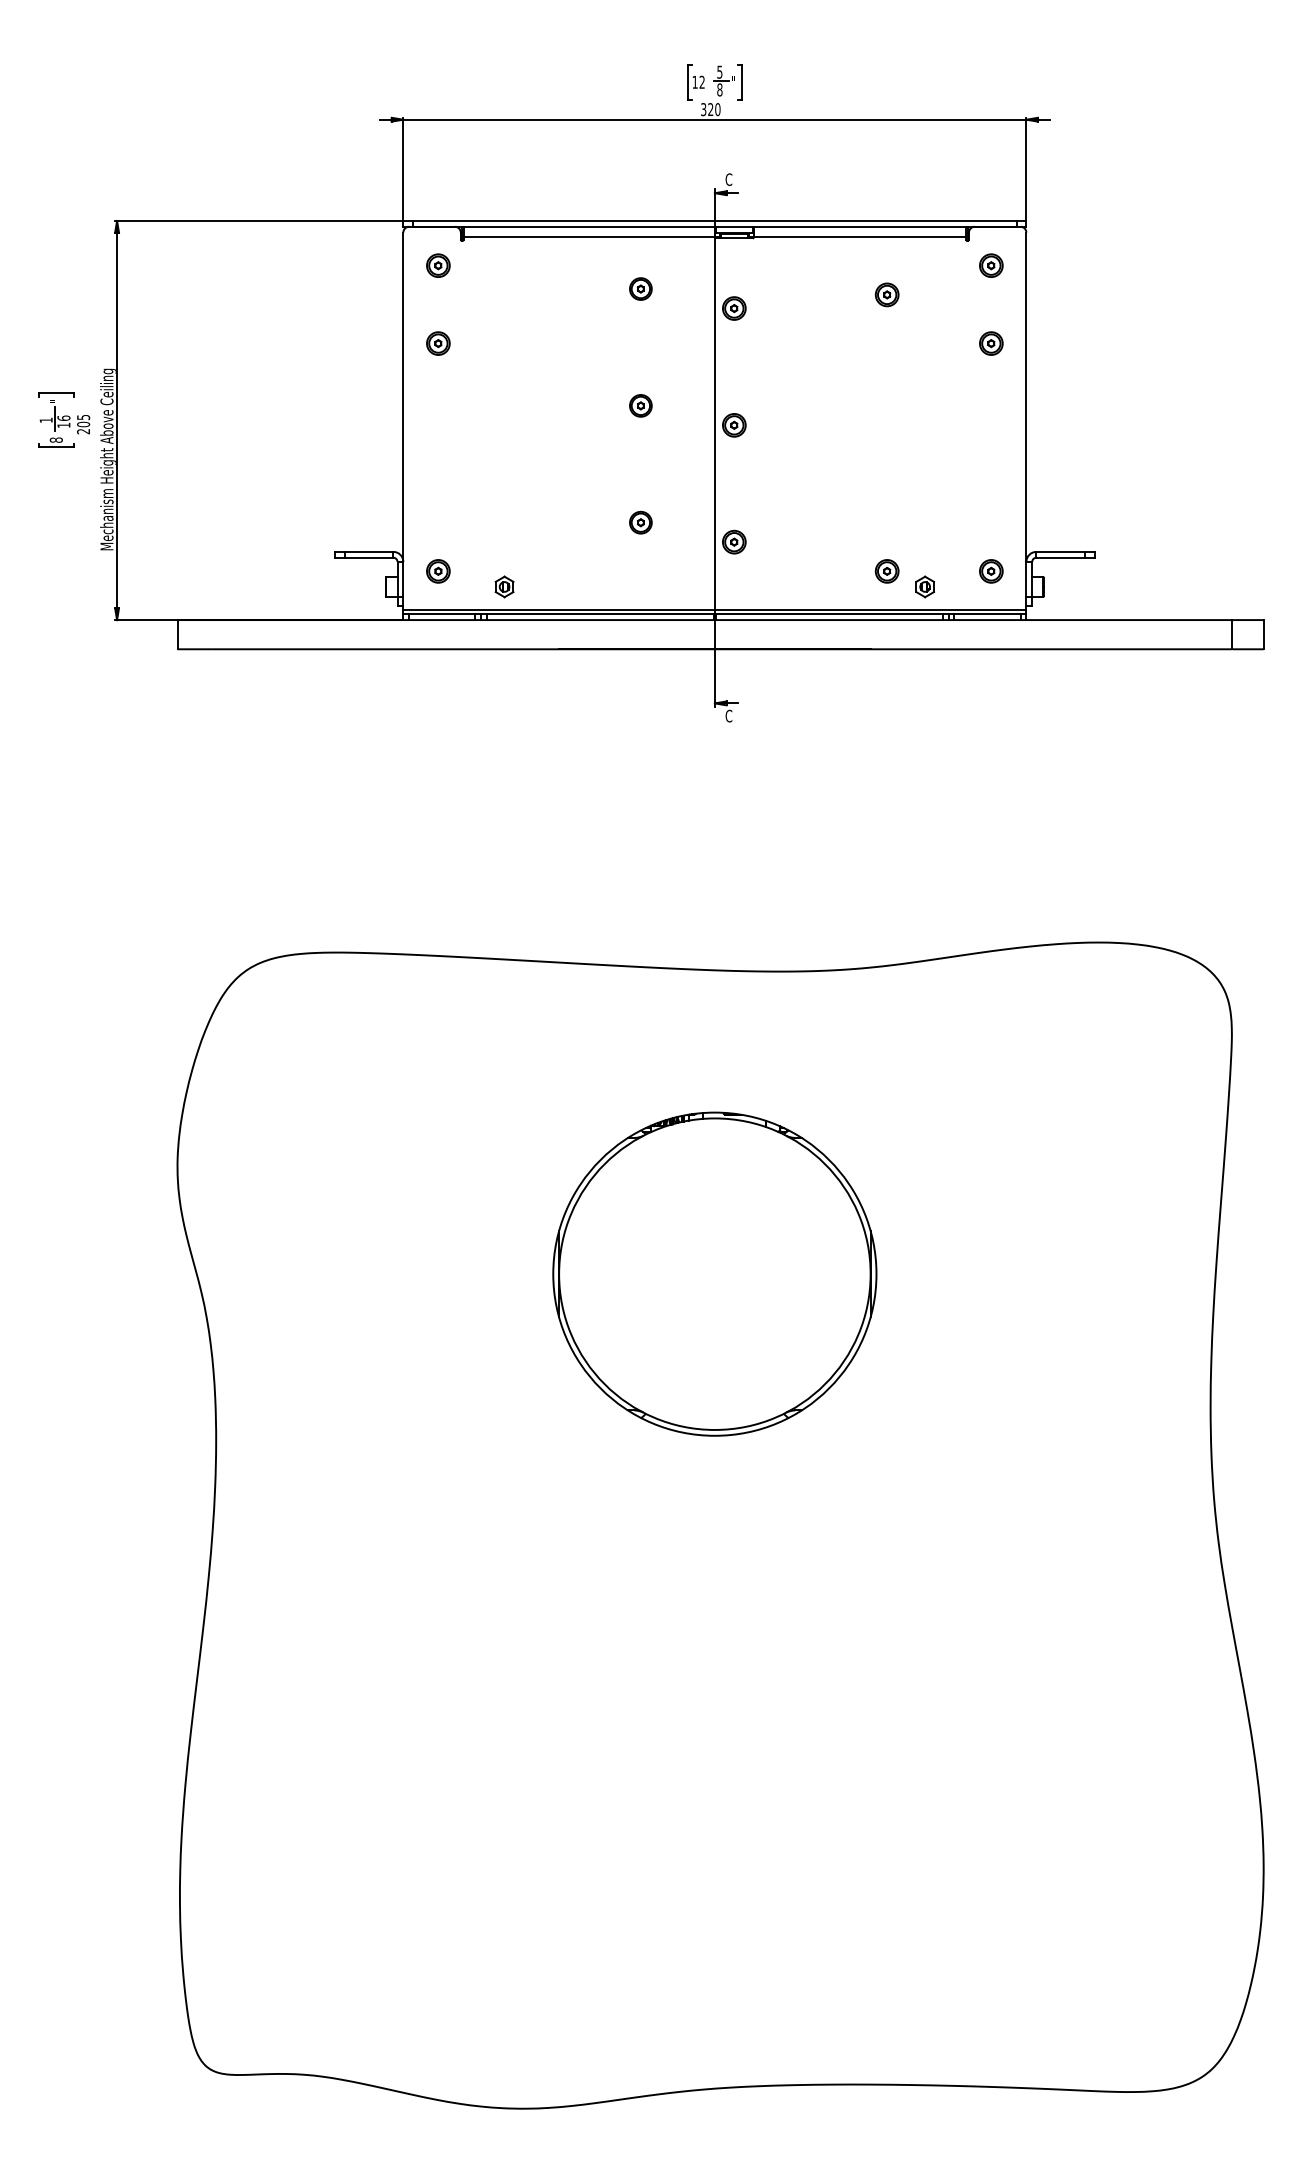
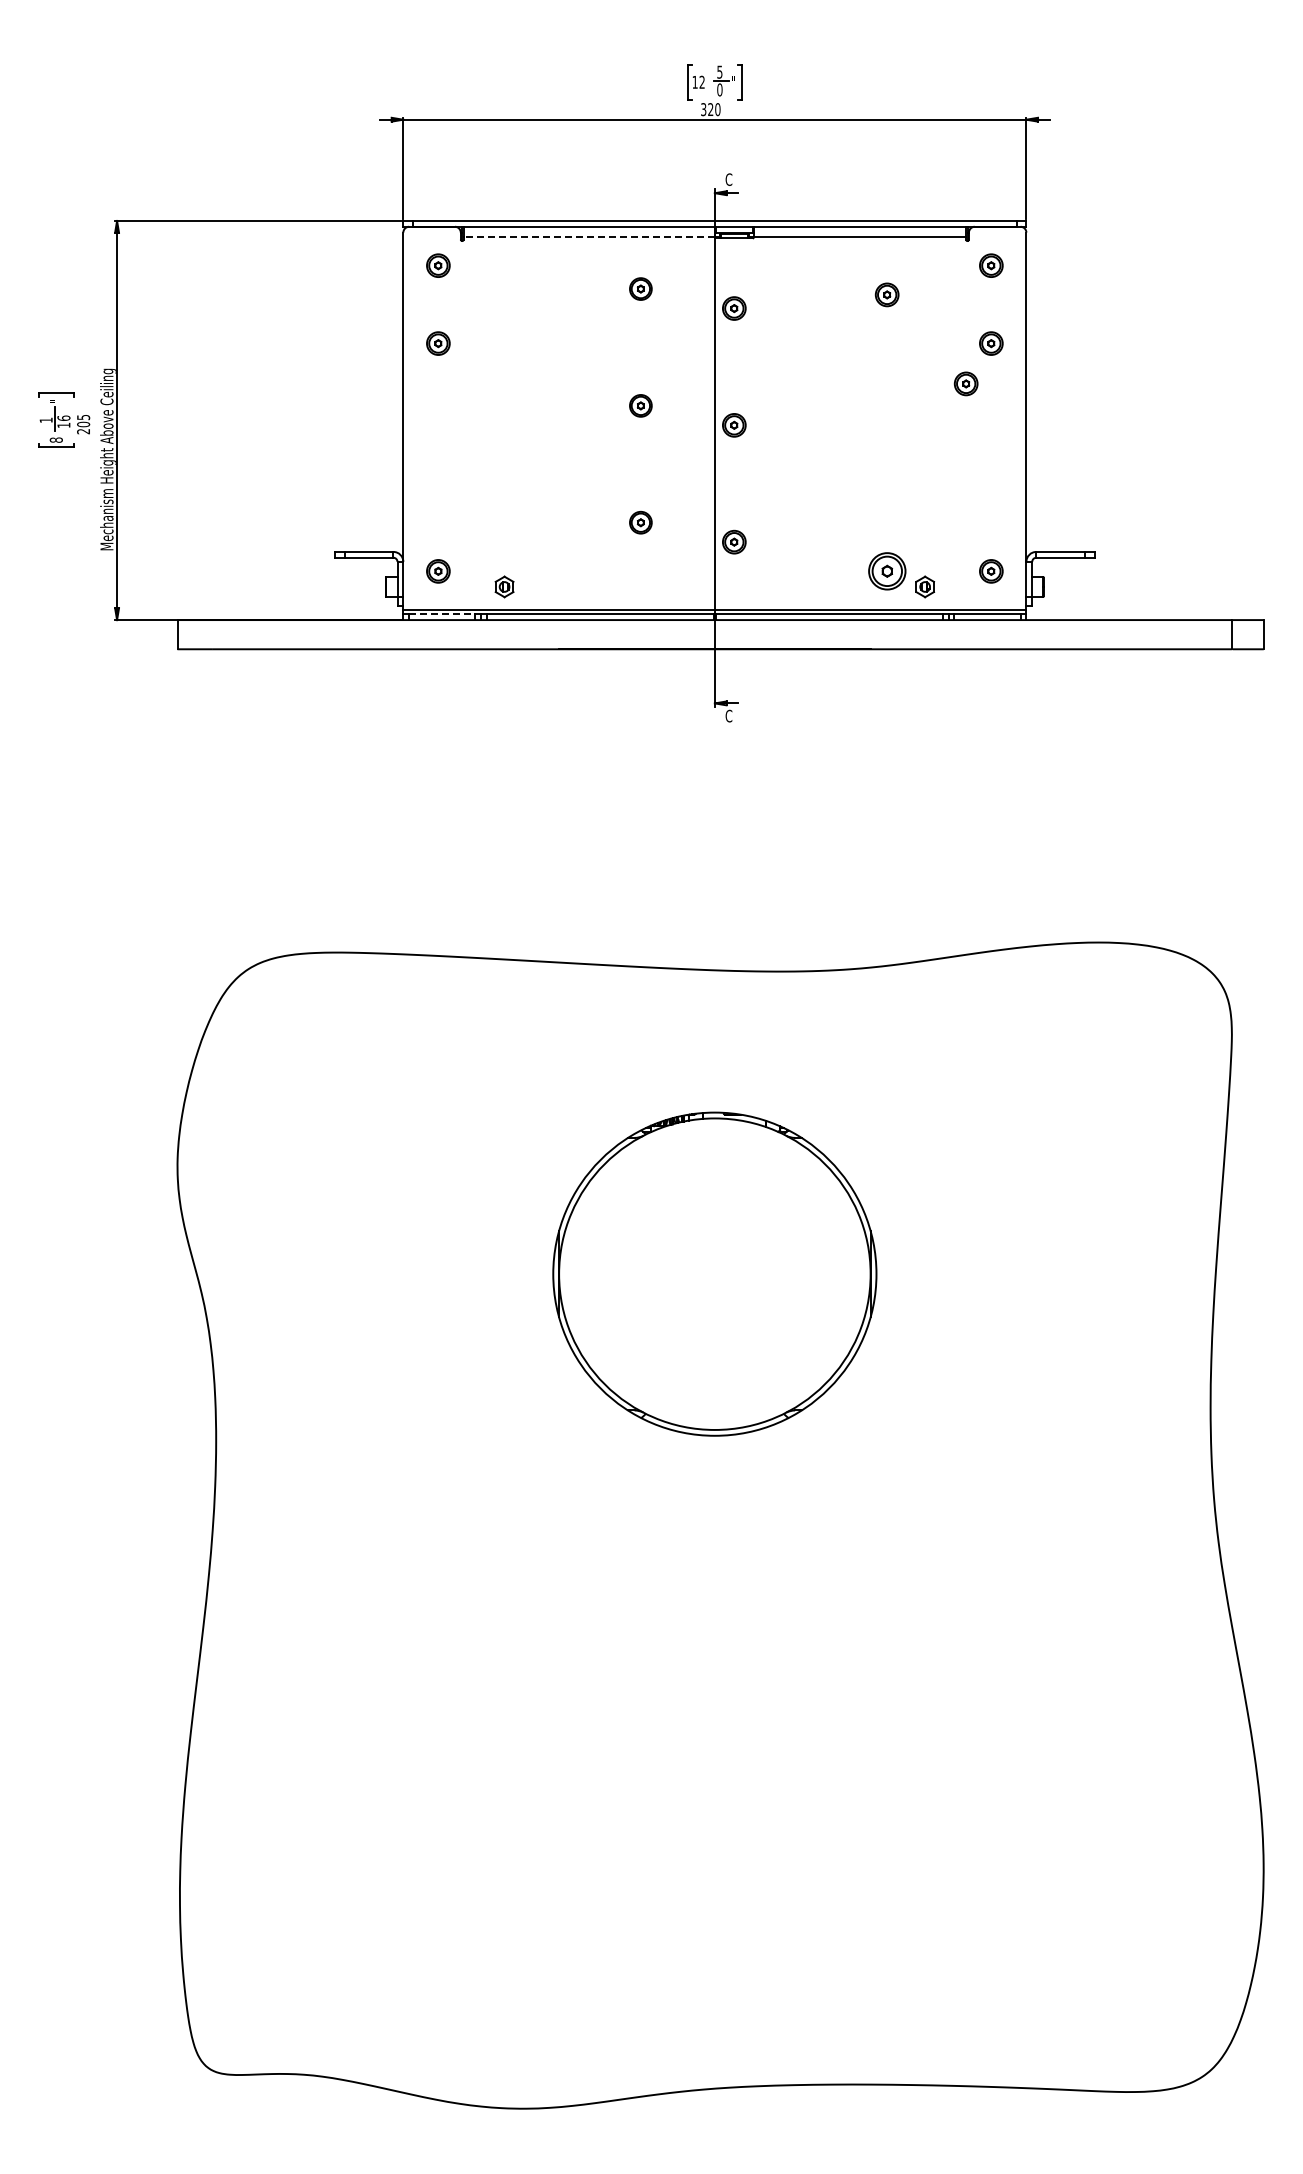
text: 8 -> 0 (719, 89)
line: solid -> dashed (589, 236)
part: none -> present (965, 383)
part size: 26x25 px -> 39x39 px (887, 571)
line: solid -> dashed (442, 614)
